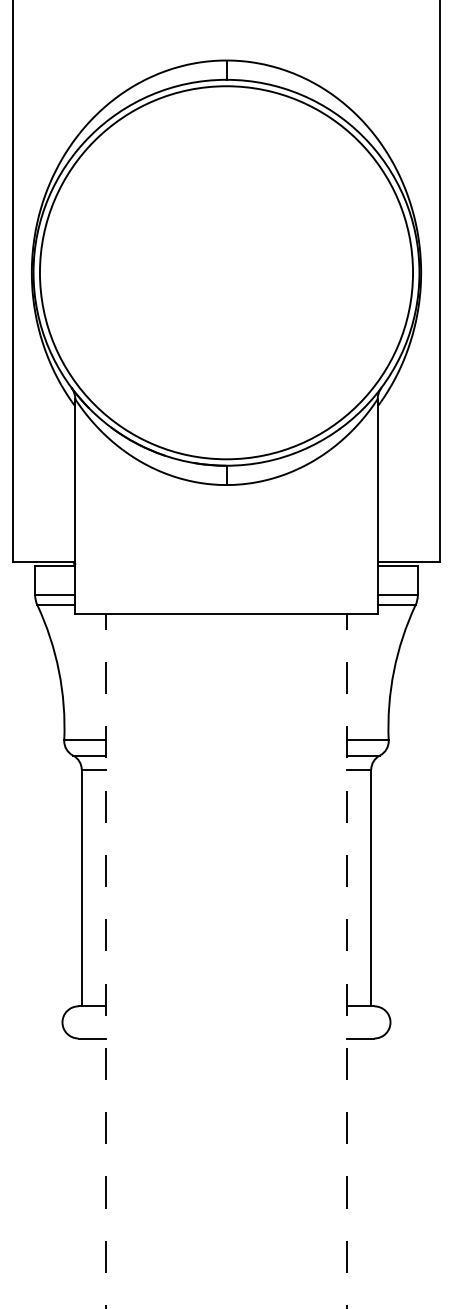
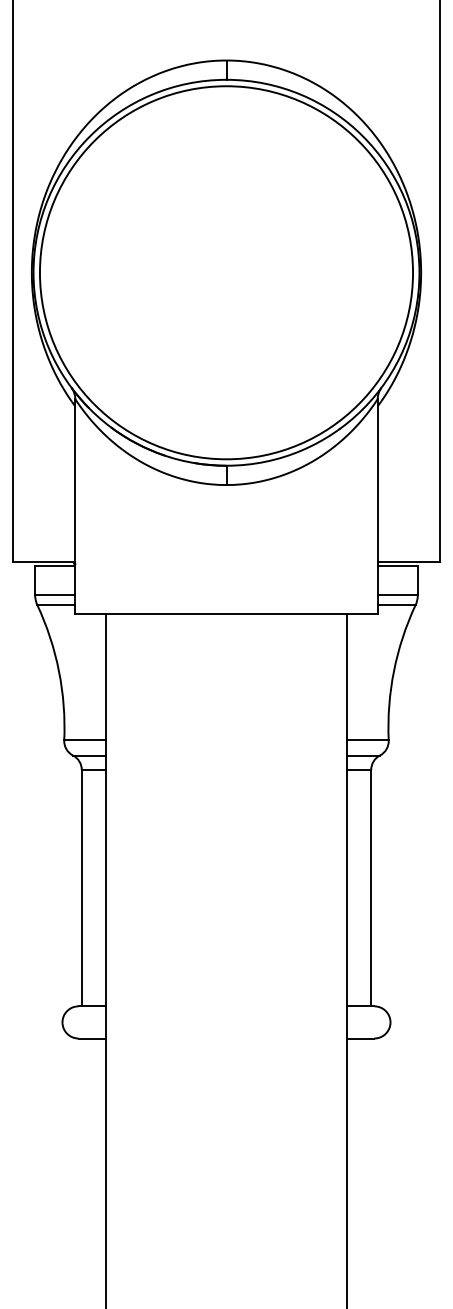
line: dashed -> solid (105, 960)
line: dashed -> solid (347, 960)
